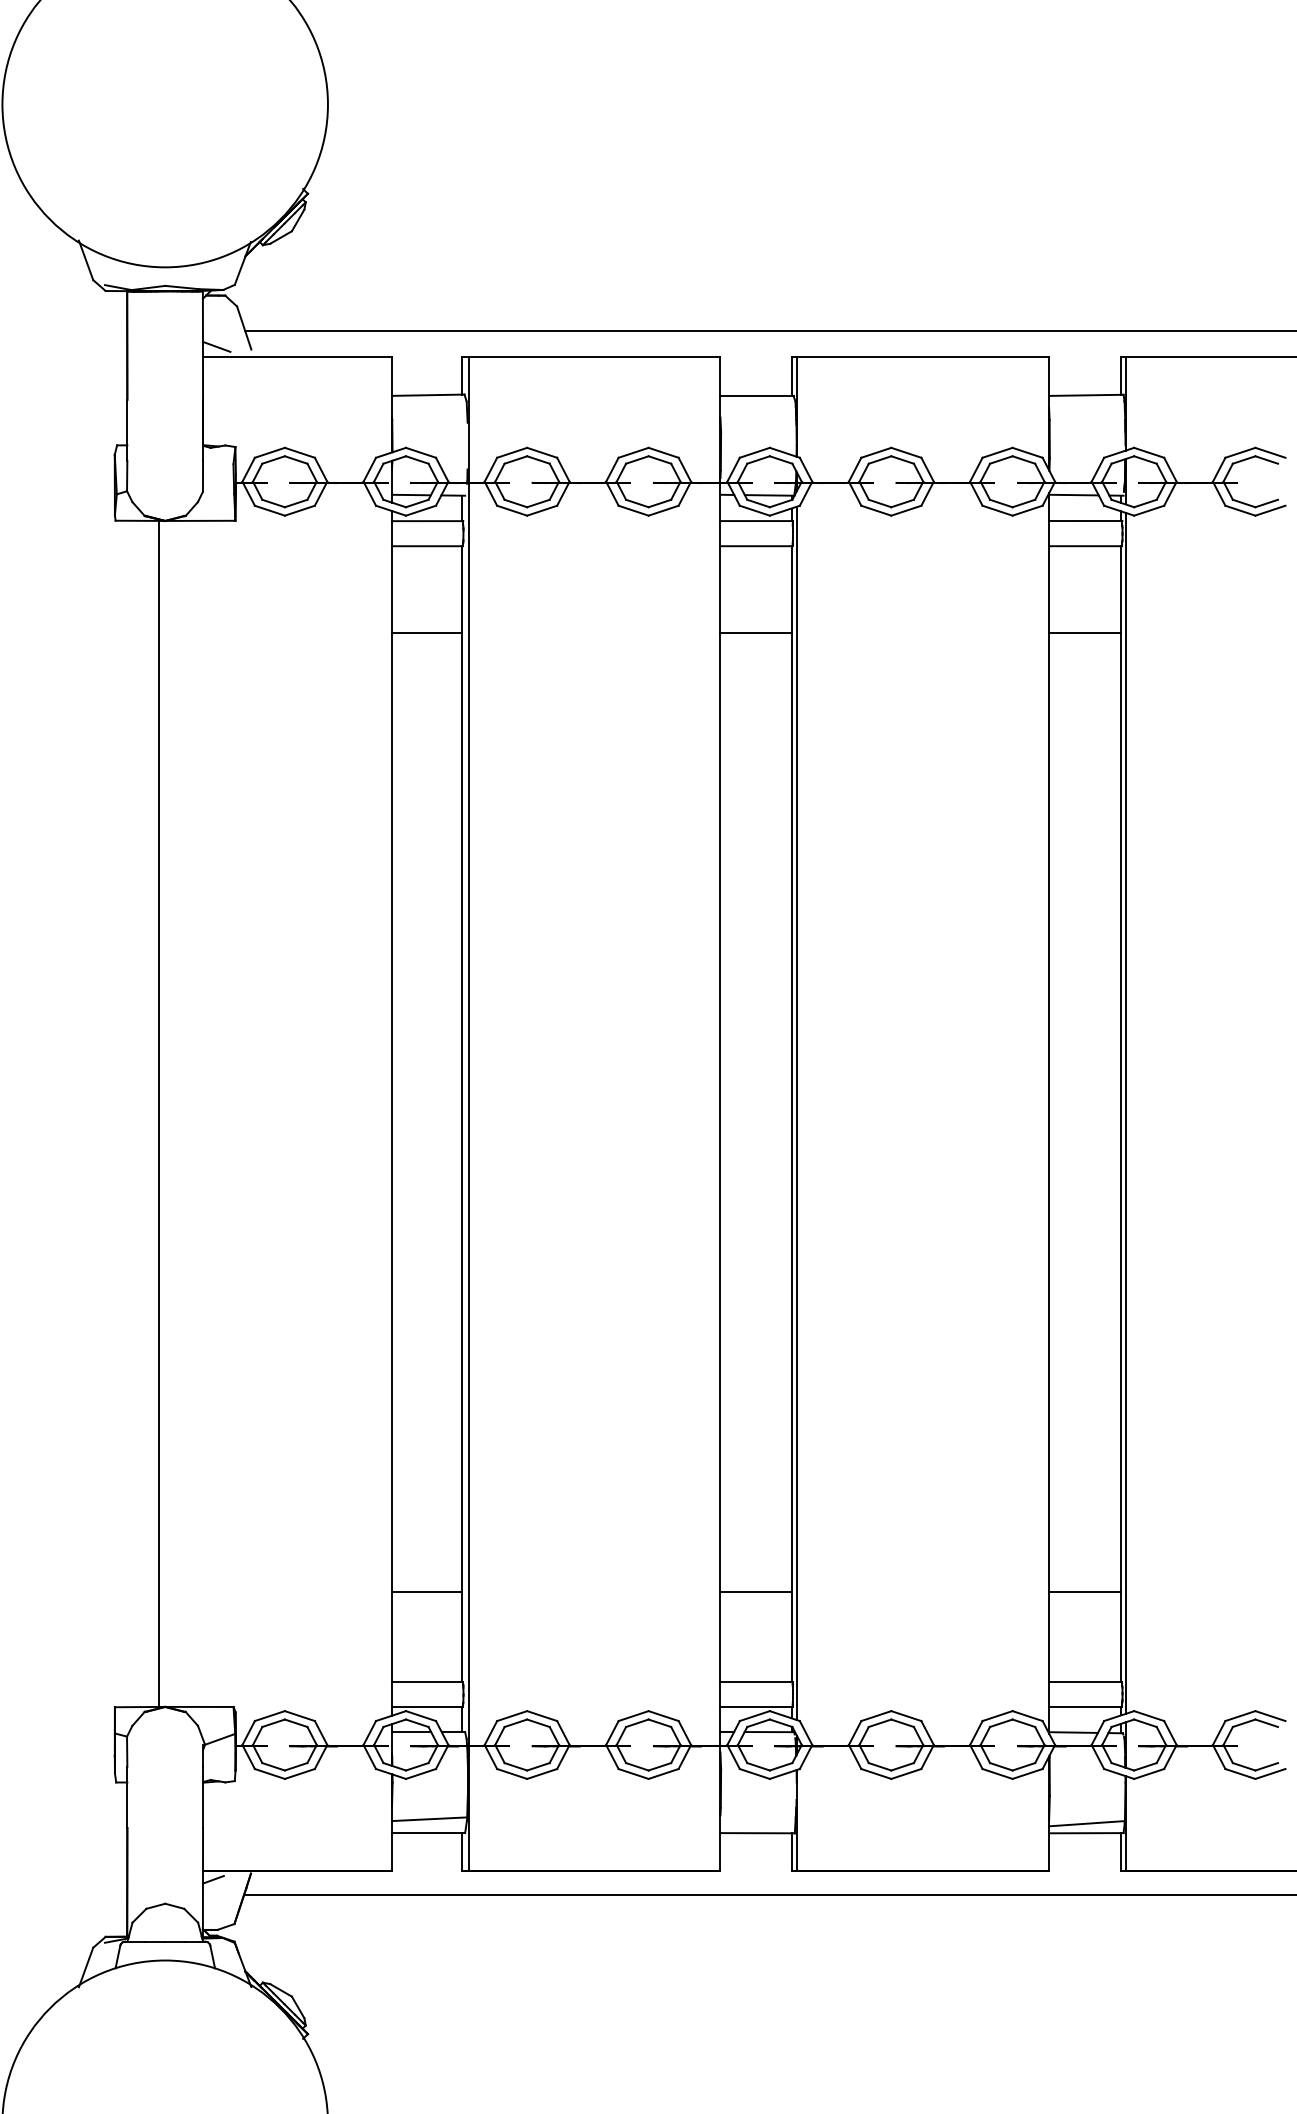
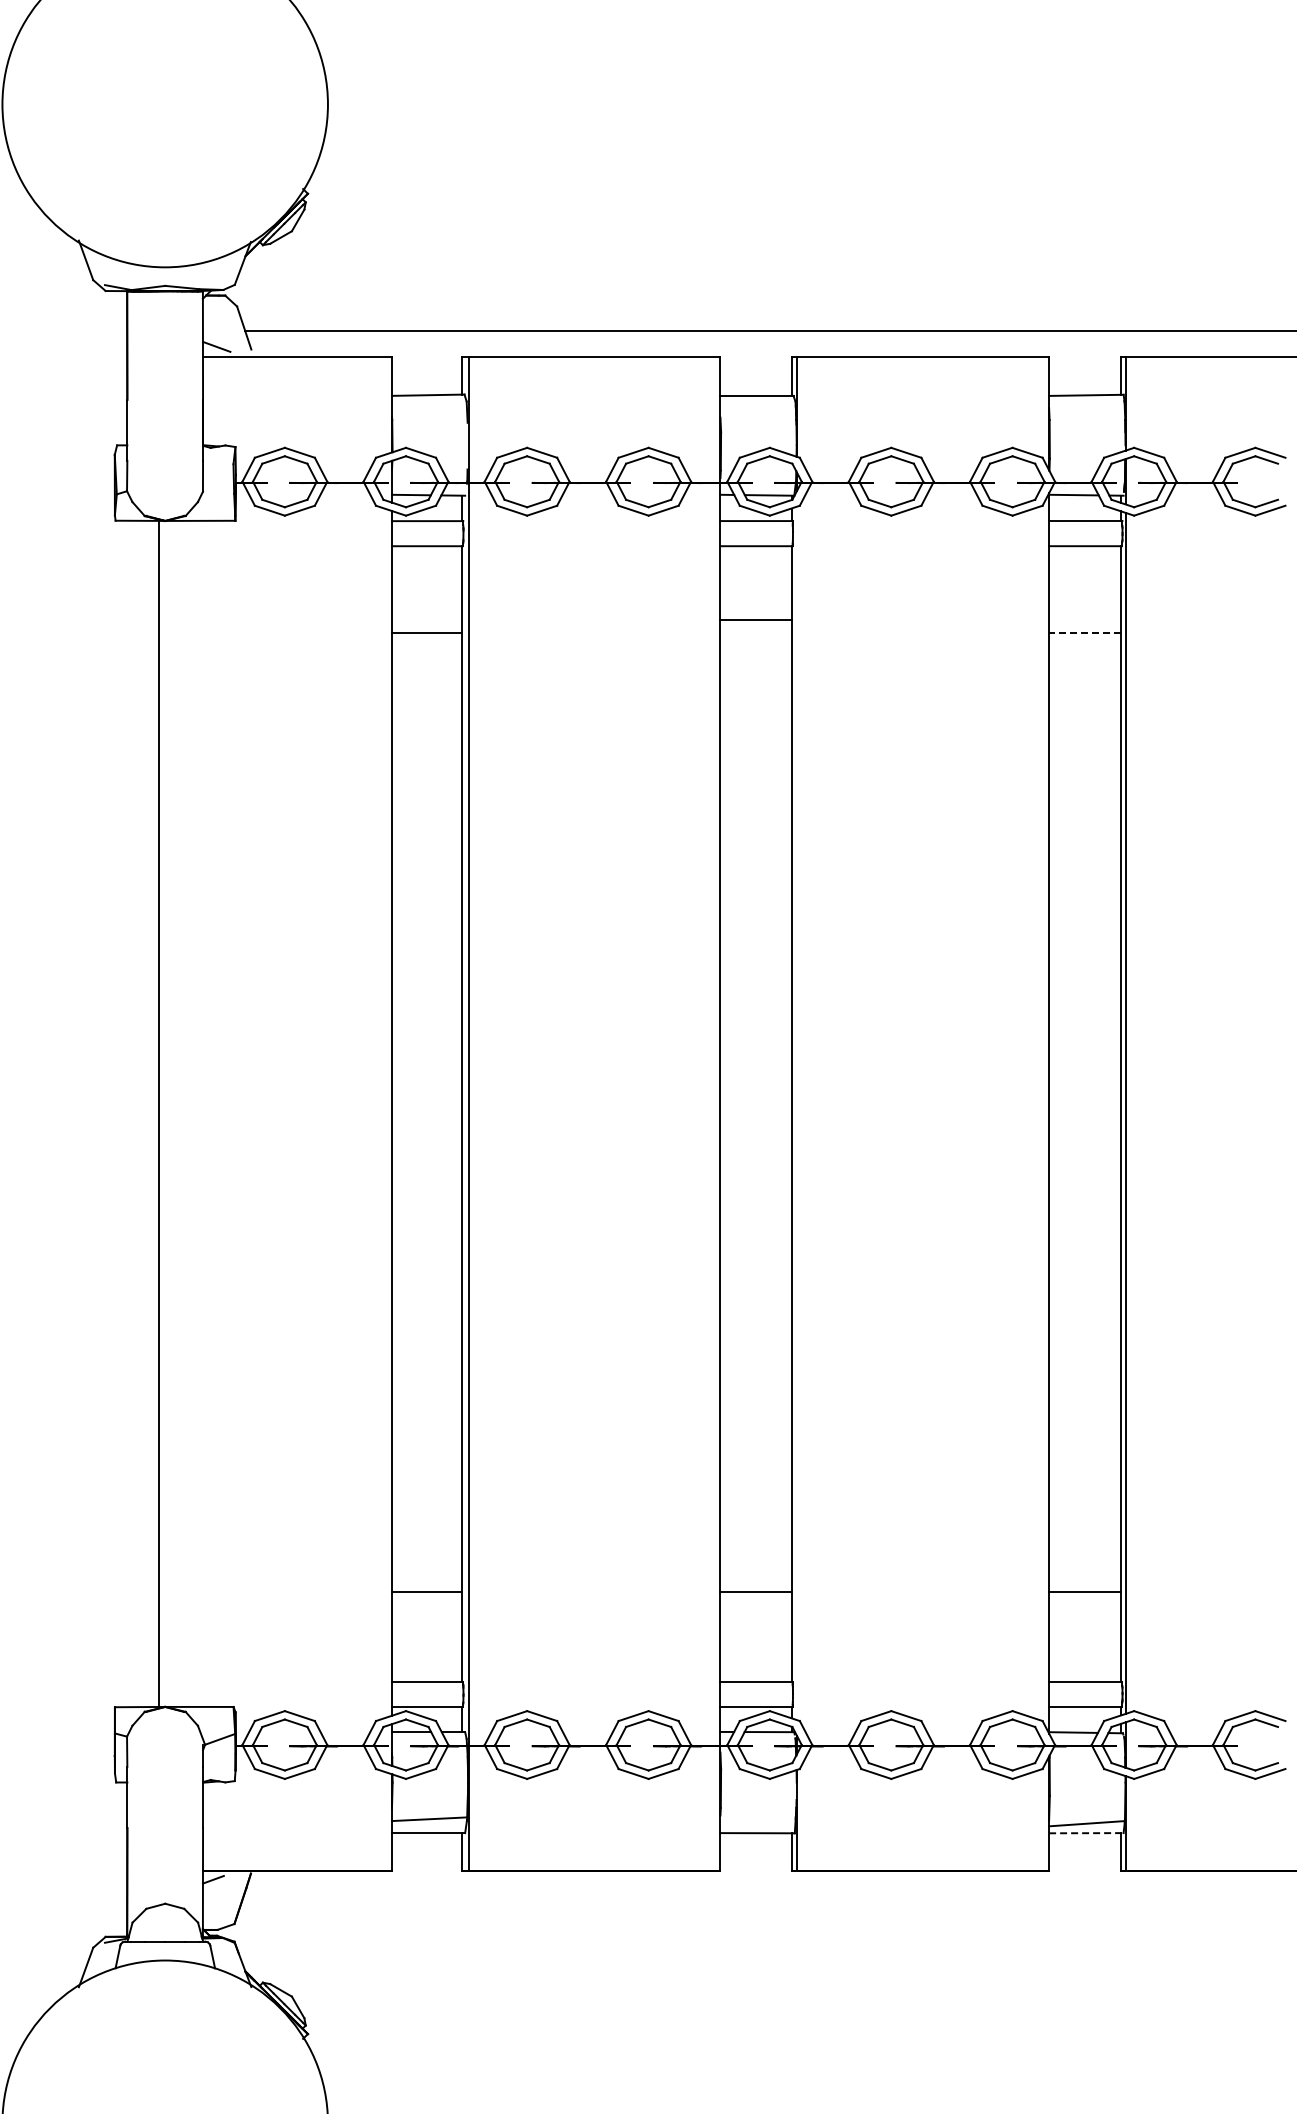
line position: (755, 633) -> (755, 620) (755, 620)
line: solid -> dashed (1084, 633)
line: present -> none (797, 1113)
line: solid -> dashed (1086, 1833)
line: present -> none (768, 1895)
